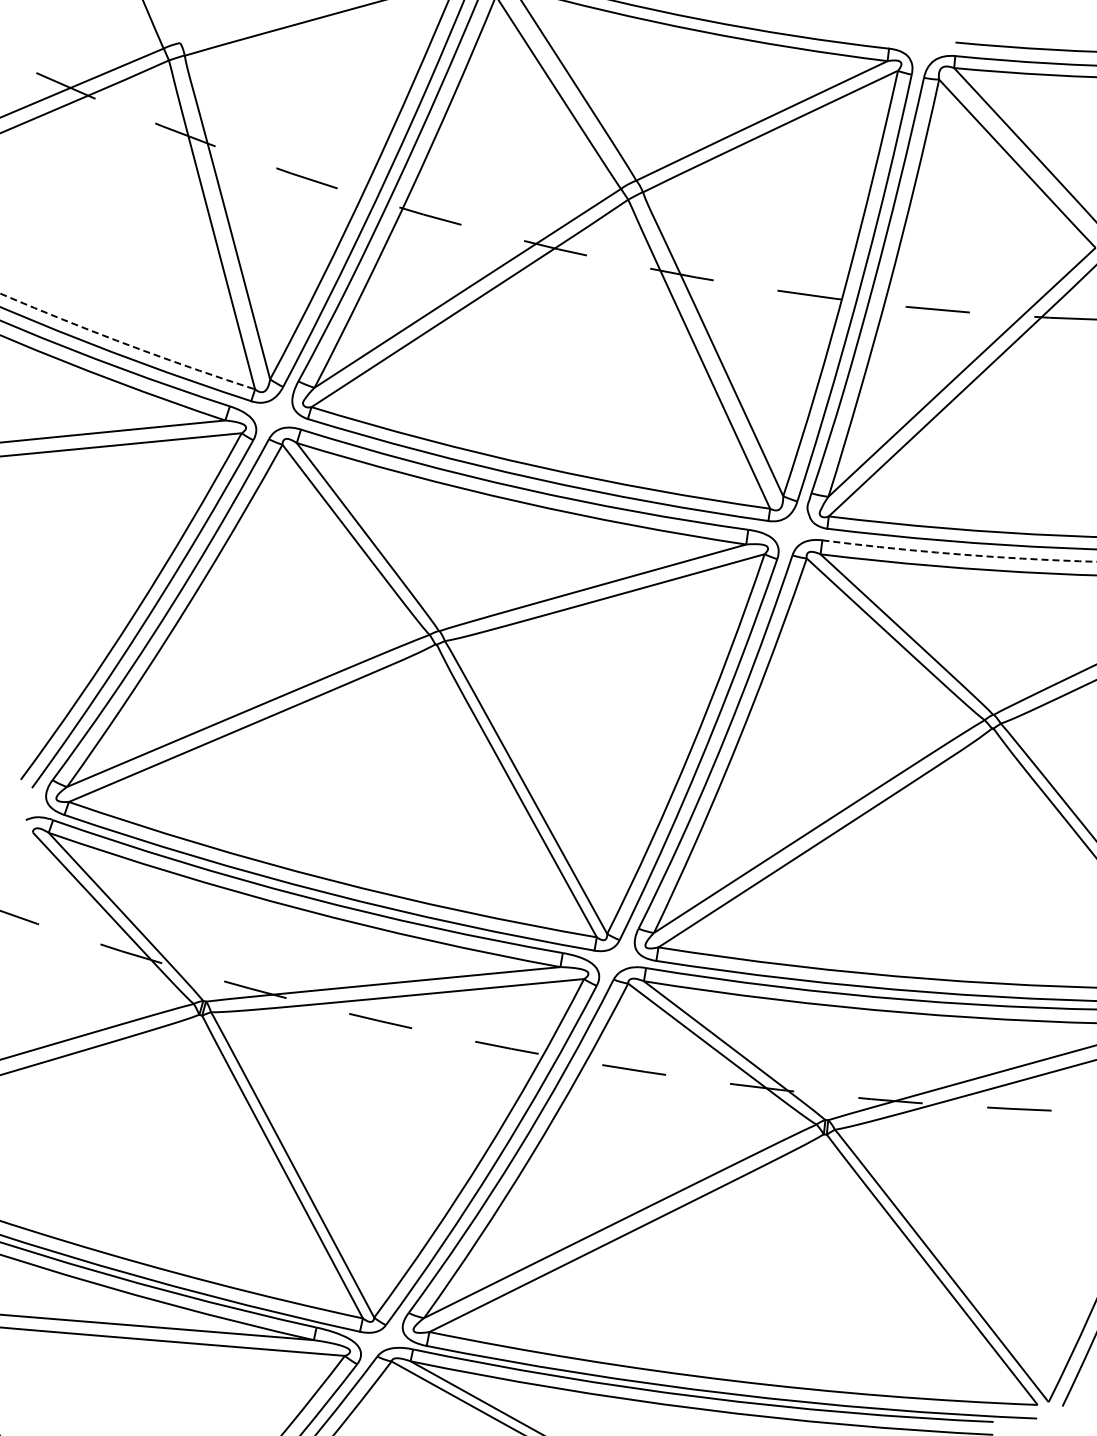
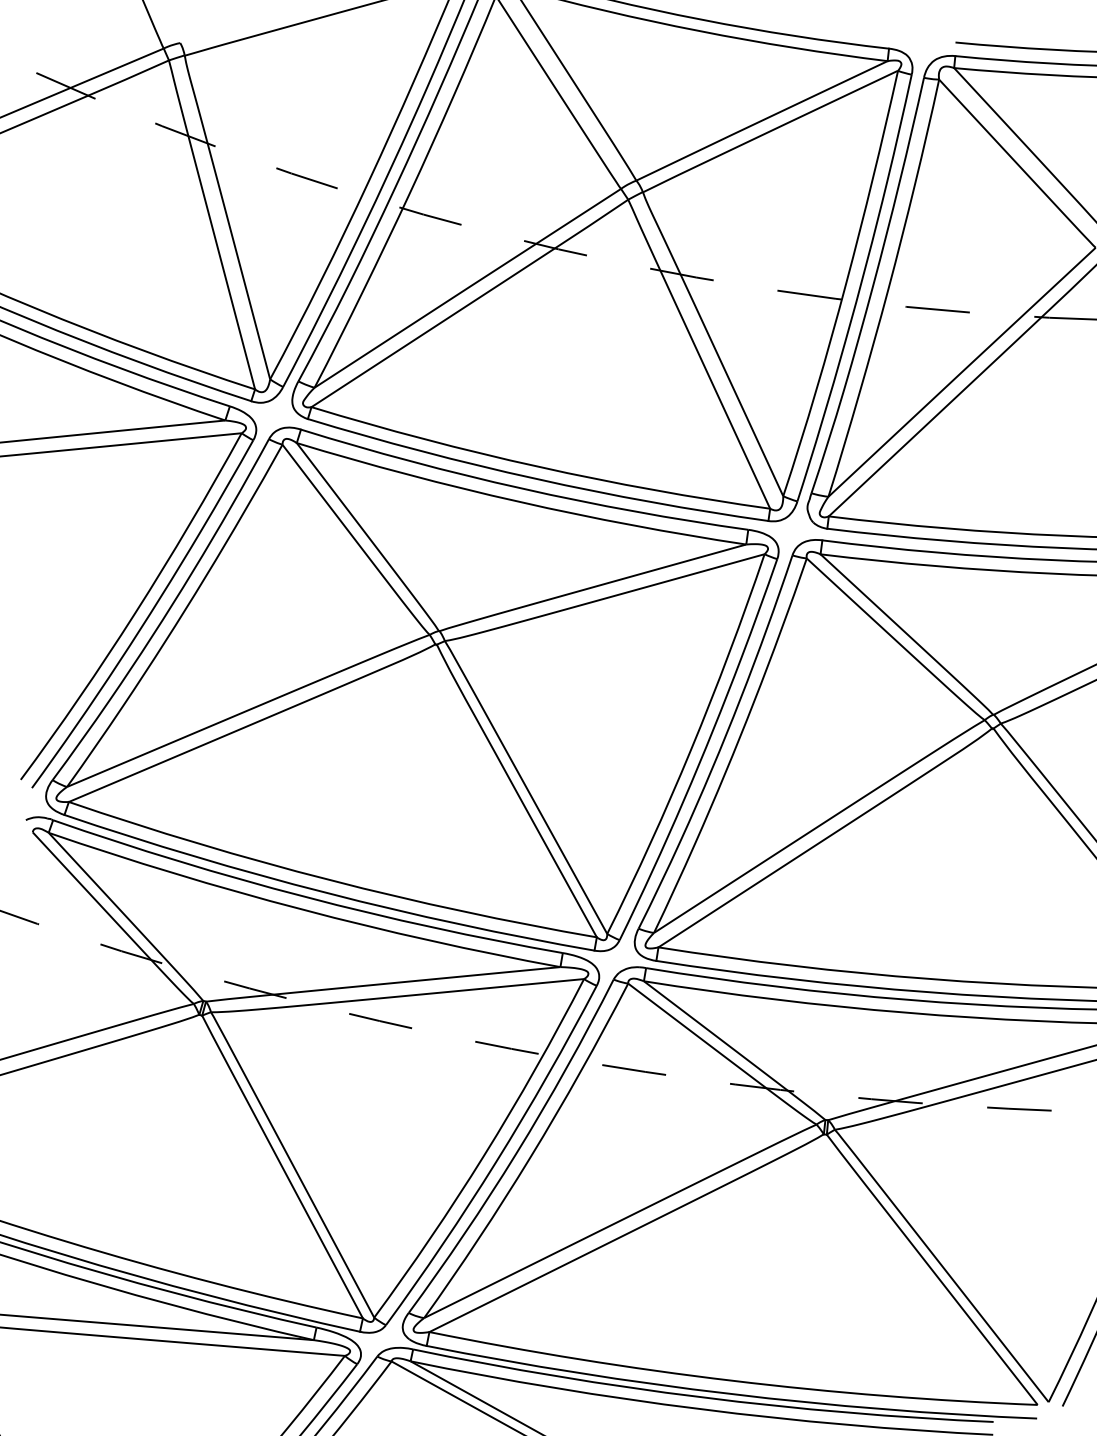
arc: dashed -> solid (126, 344)
arc: dashed -> solid (960, 554)
